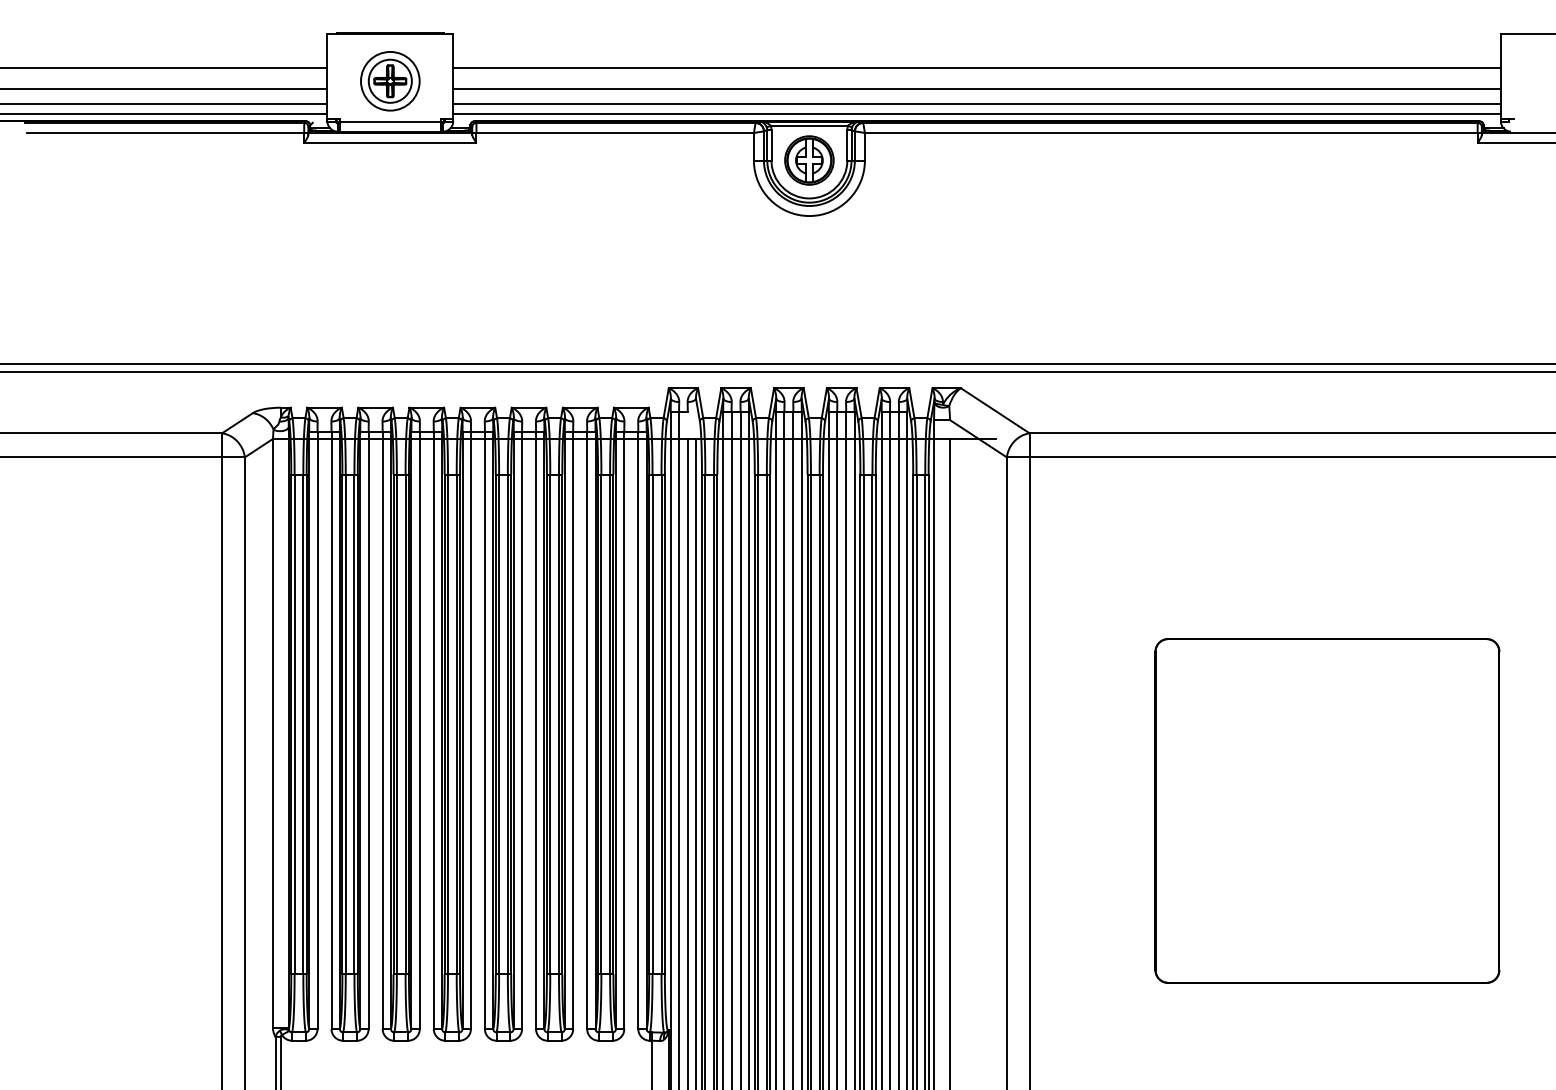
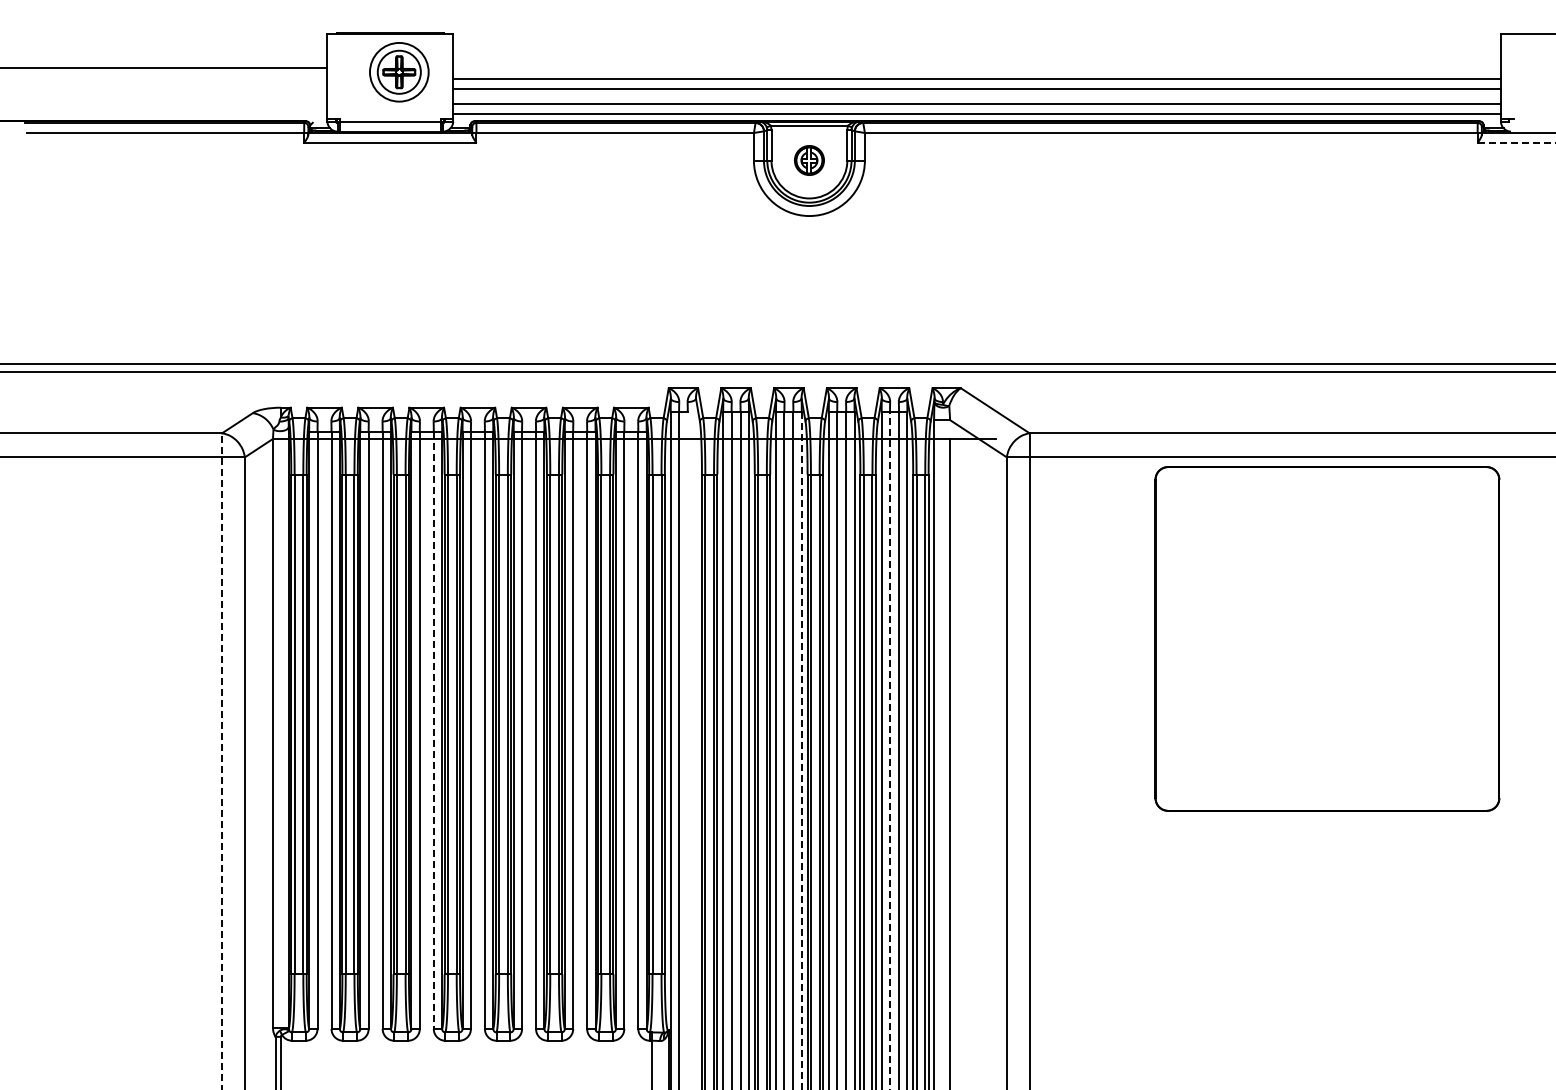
line position: (976, 68) -> (976, 79) (976, 79)
part position: (390, 81) -> (399, 72) (399, 72)
line: present -> none (164, 89)
line: present -> none (164, 104)
line: present -> none (164, 114)
line: solid -> dashed (1516, 143)
part size: 51x51 px -> 31x31 px (809, 160)
line: solid -> dashed (433, 730)
line: solid -> dashed (890, 750)
line: solid -> dashed (801, 751)
line: solid -> dashed (222, 761)
line: present -> none (687, 762)
line: present -> none (696, 762)
part position: (1327, 810) -> (1327, 638) (1327, 638)
